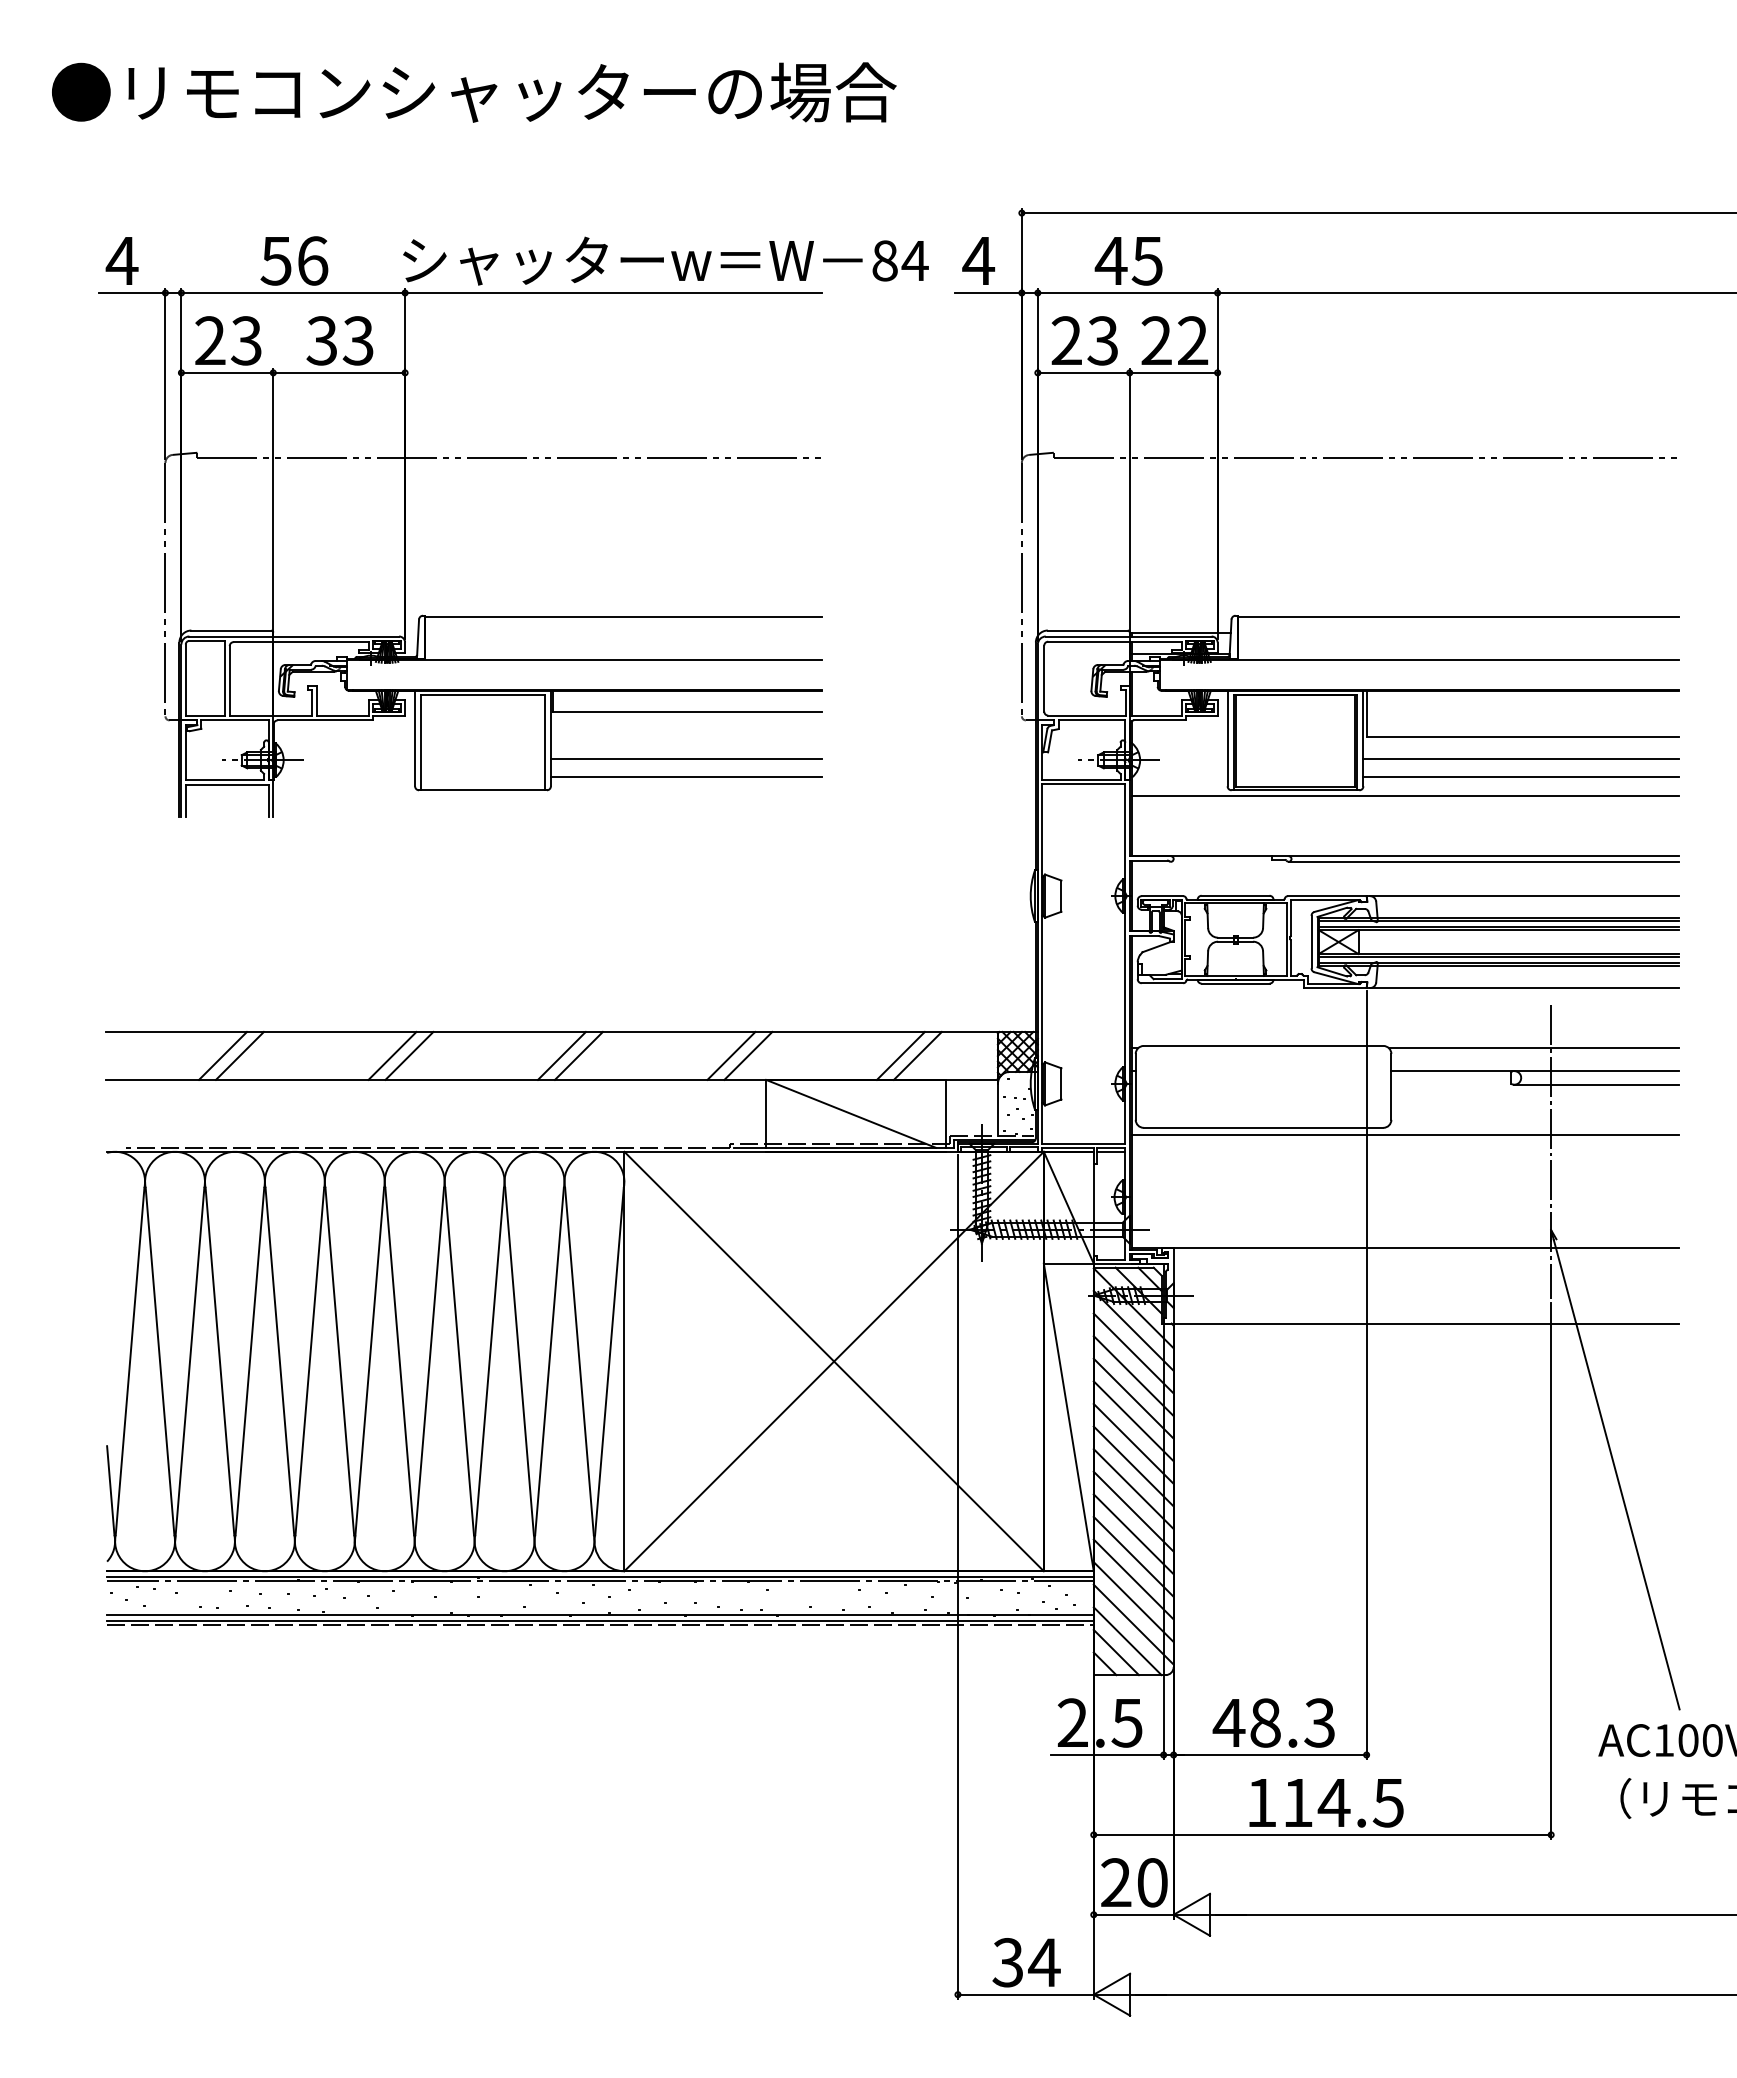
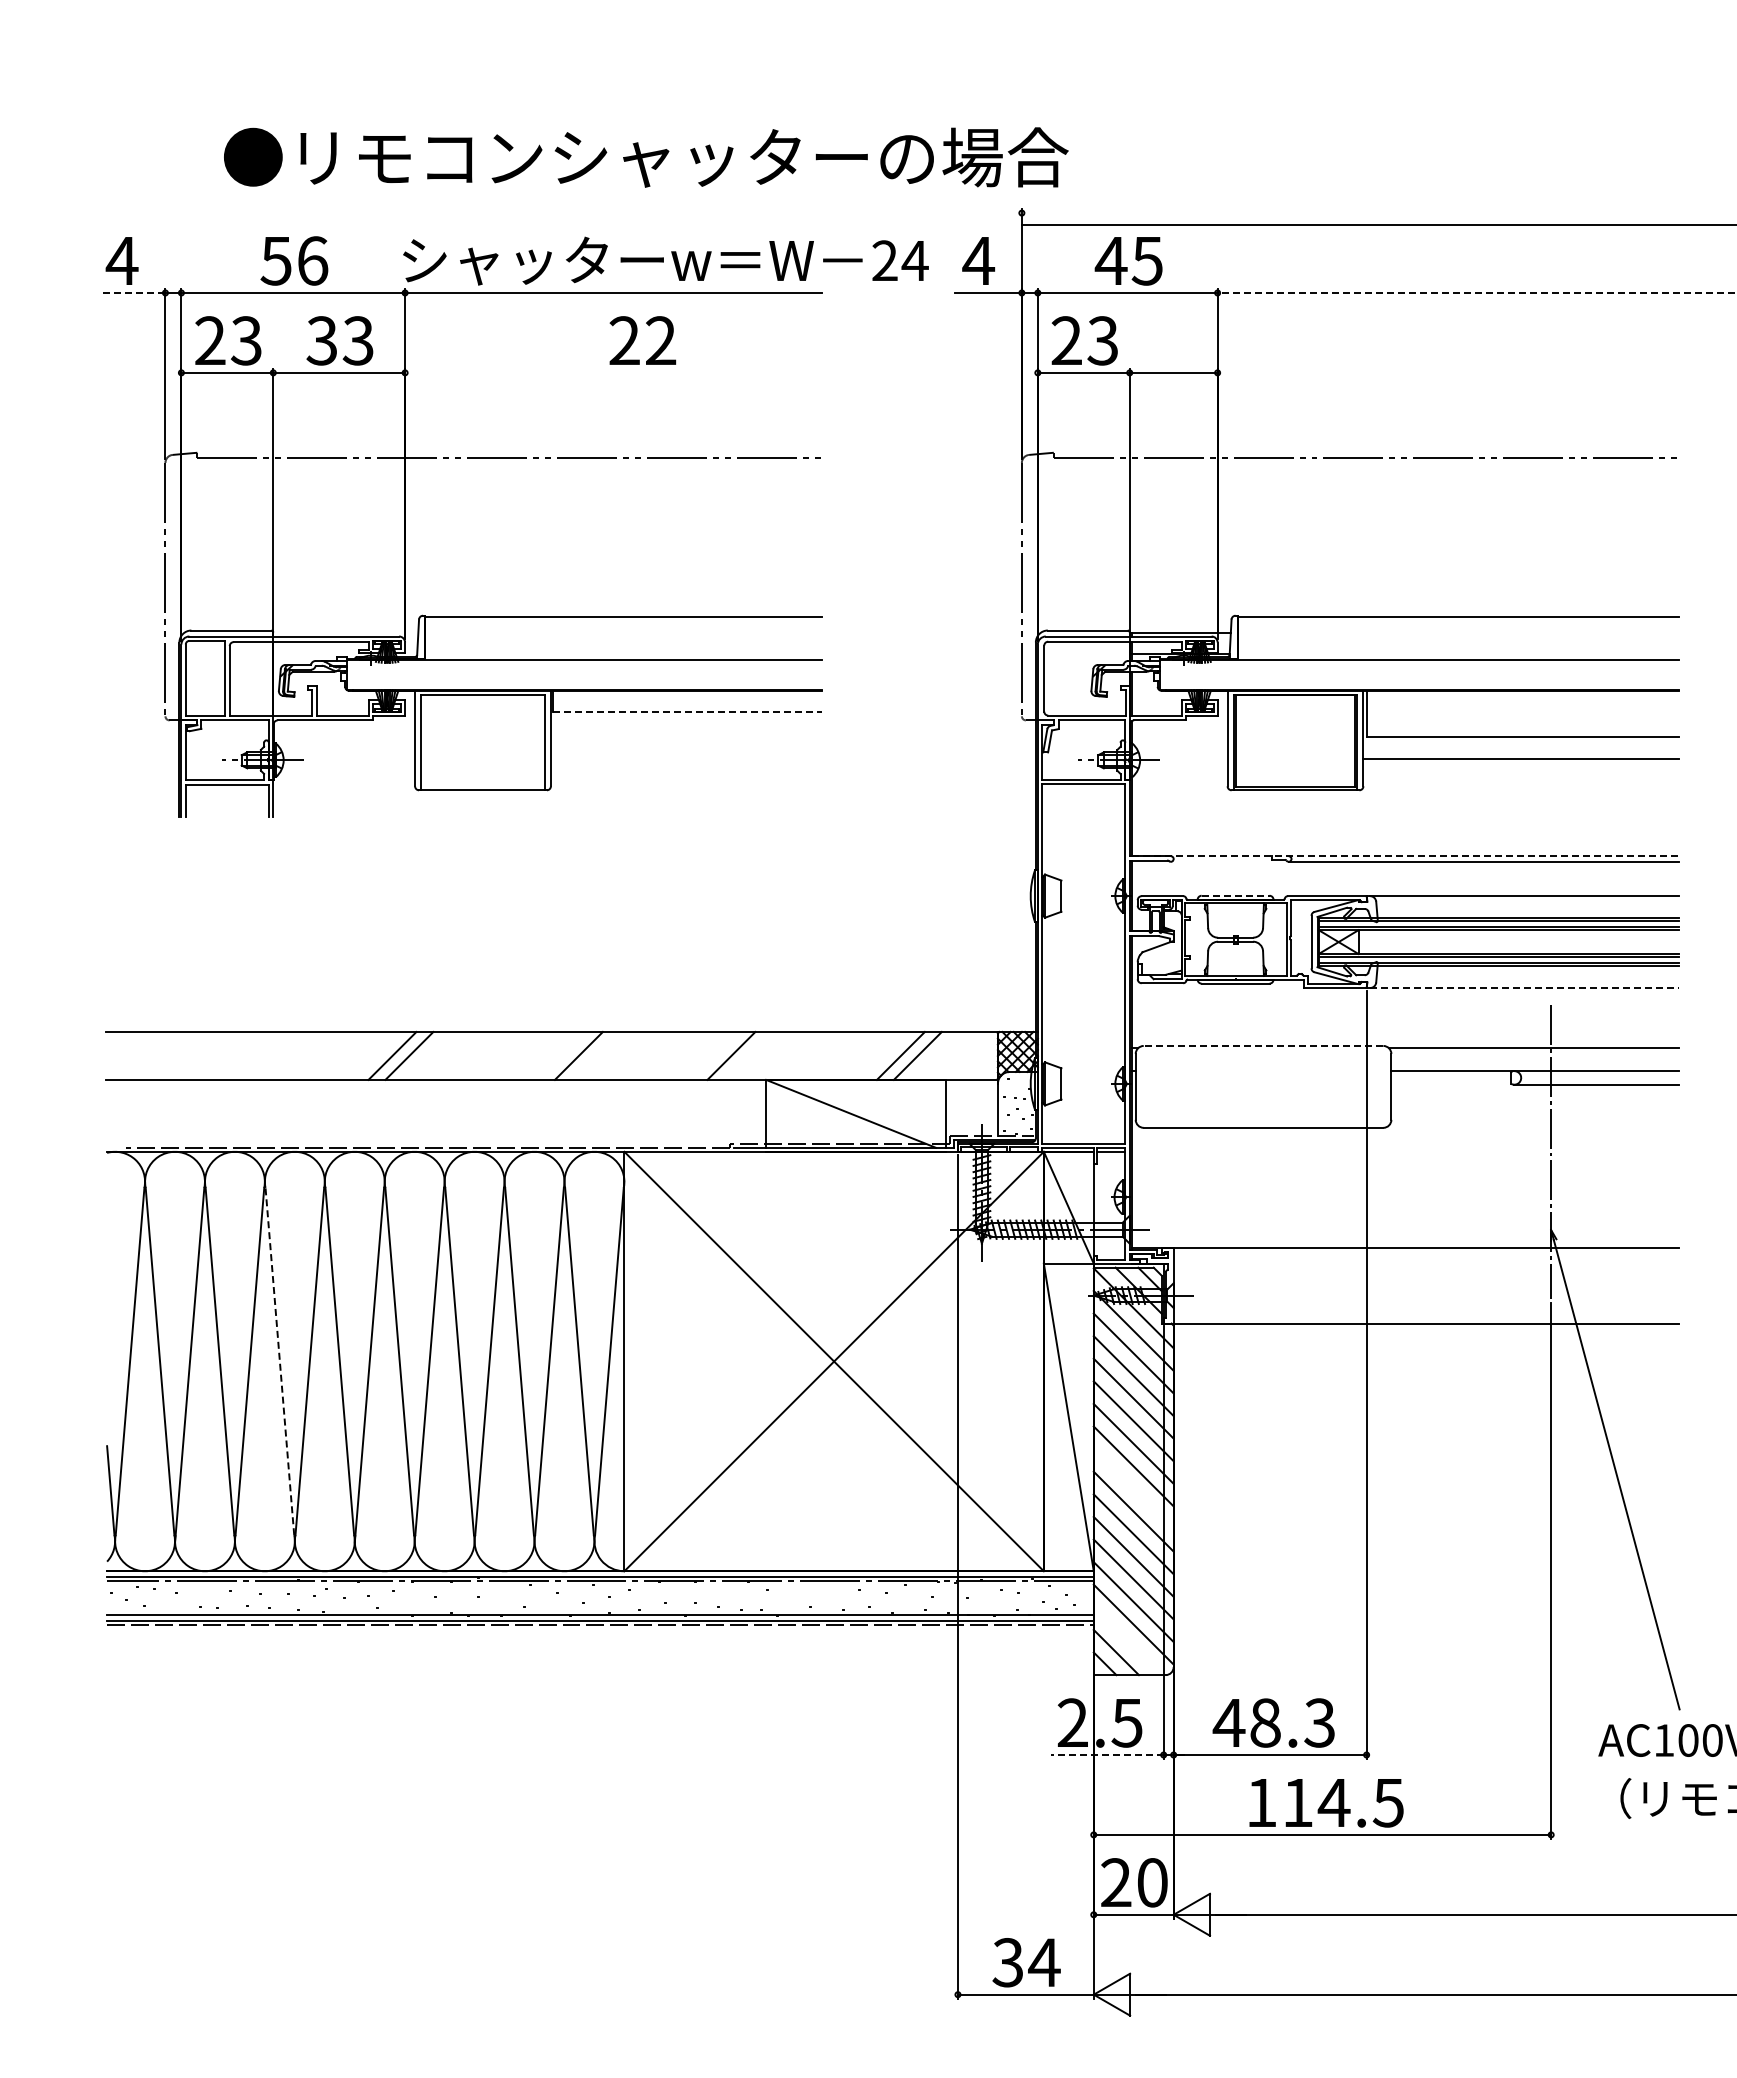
text position: (474, 92) -> (646, 157) (646, 157)
line position: (1377, 213) -> (1377, 225) (1377, 225)
text: 84 -> 24 (884, 260)
line: solid -> dashed (131, 292)
line: solid -> dashed (1476, 292)
text position: (1174, 340) -> (642, 340) (642, 340)
line: solid -> dashed (687, 711)
line: present -> none (686, 758)
line: present -> none (686, 776)
line: present -> none (1520, 776)
line: present -> none (1404, 796)
line: solid -> dashed (1405, 856)
line: solid -> dashed (1235, 895)
line: solid -> dashed (1524, 988)
line: solid -> dashed (1263, 1045)
line: present -> none (222, 1055)
line: present -> none (239, 1055)
line: present -> none (561, 1055)
line: present -> none (748, 1055)
line: present -> none (1404, 1135)
line: solid -> dashed (279, 1361)
line: present -> none (1133, 1489)
line: present -> none (1127, 1641)
line: solid -> dashed (1107, 1755)
